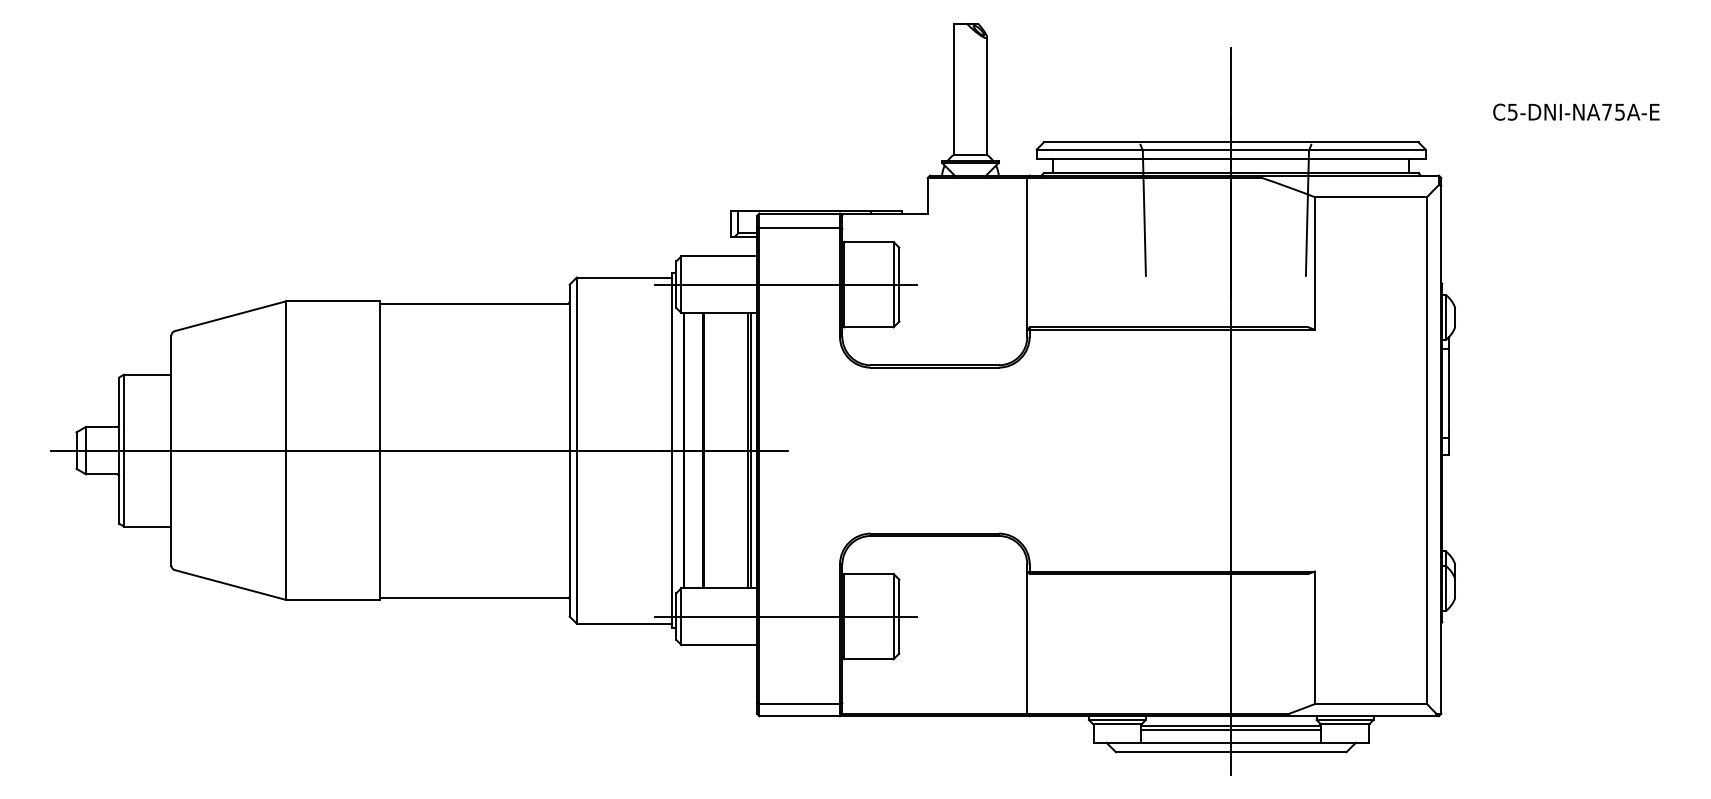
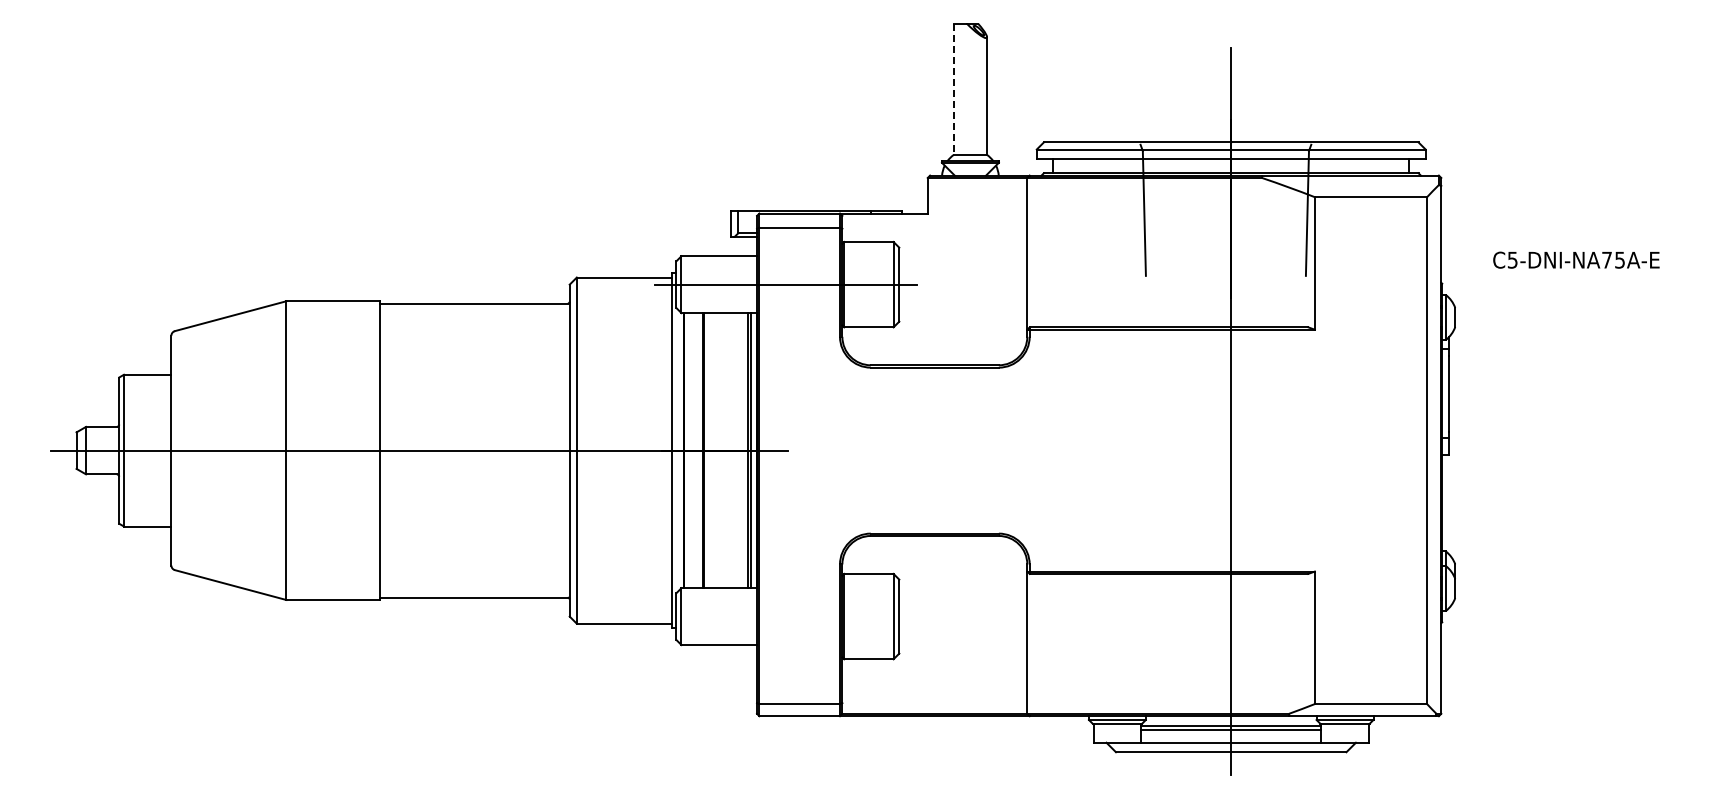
line: solid -> dashed (953, 89)
text position: (1576, 111) -> (1576, 259) (1576, 259)
line: present -> none (785, 616)
